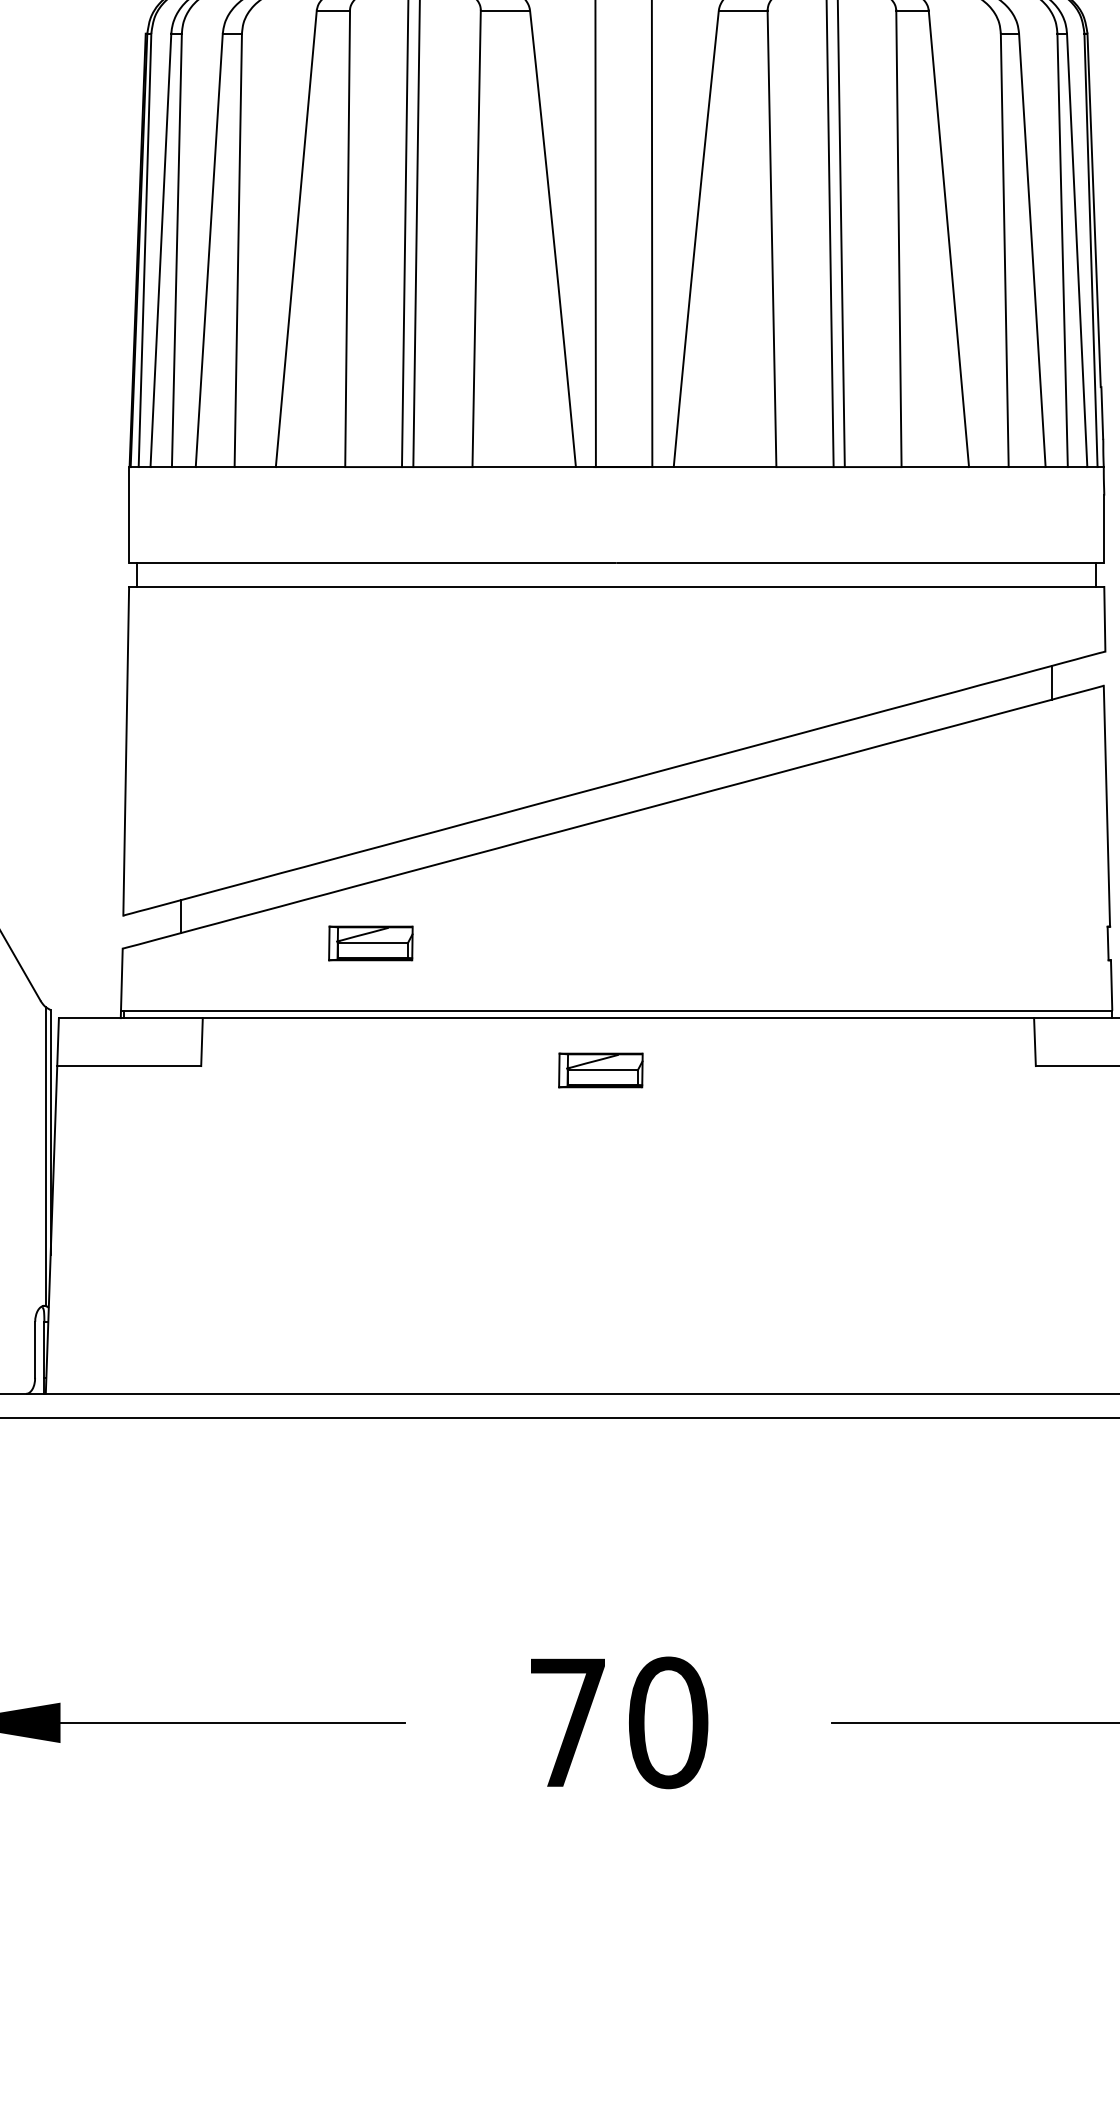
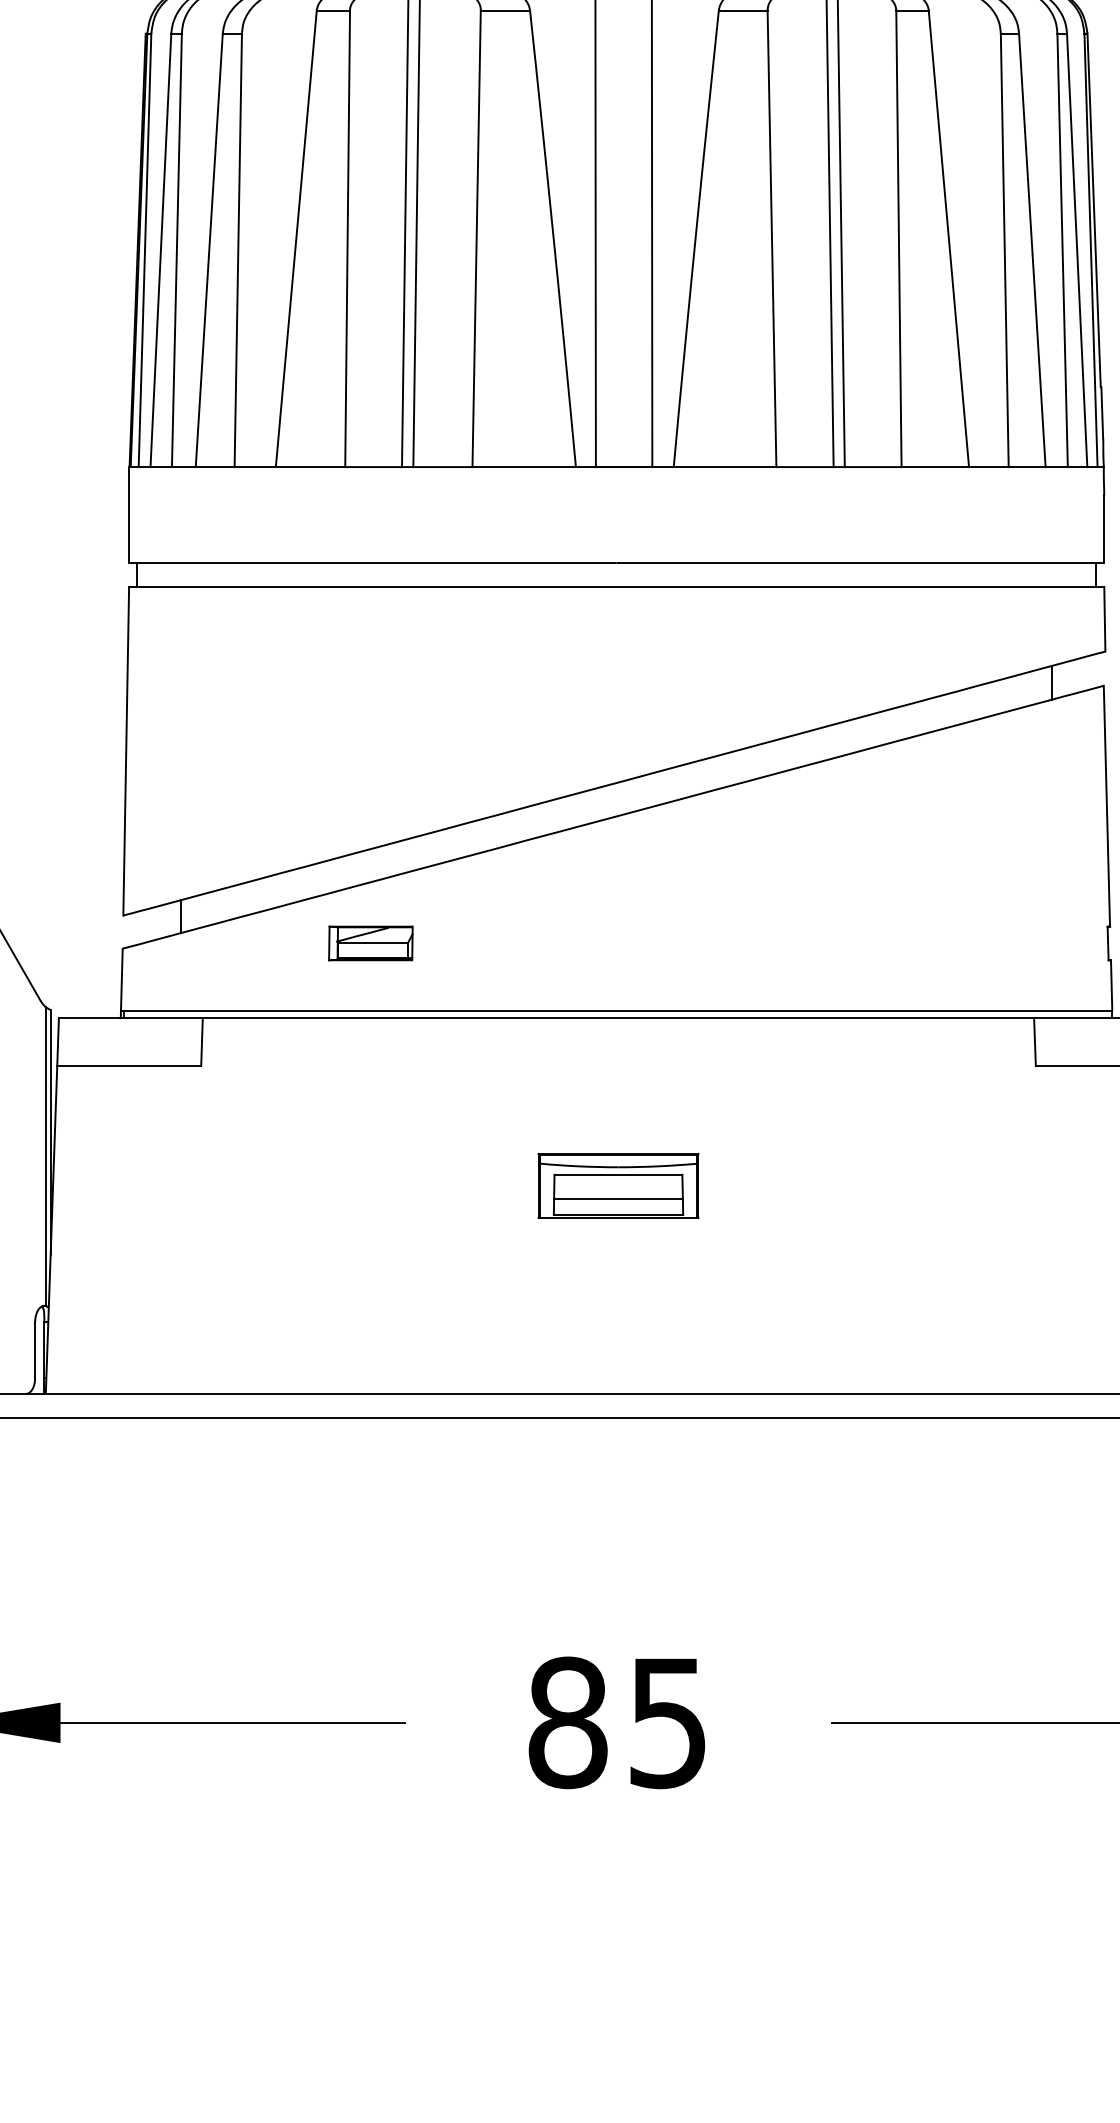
part: present -> none (600, 1070)
part: none -> present (618, 1185)
text: 70 -> 85 (618, 1722)
